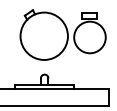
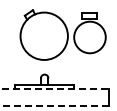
line: solid -> dashed (55, 89)
line: solid -> dashed (54, 106)
